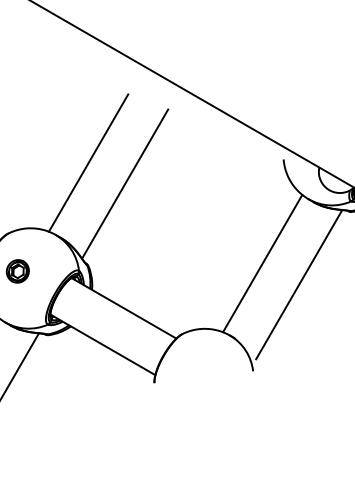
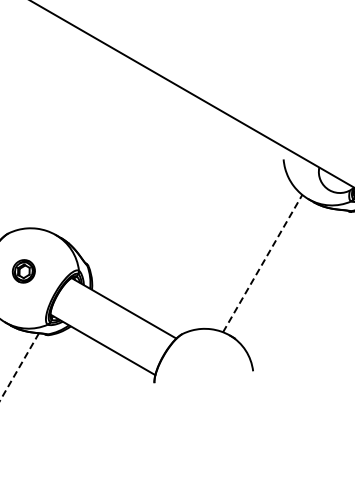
line: present -> none (88, 162)
line: present -> none (125, 183)
line: solid -> dashed (262, 263)
part position: (17, 271) -> (23, 271) (23, 271)
line: present -> none (299, 284)
line: solid -> dashed (19, 366)
